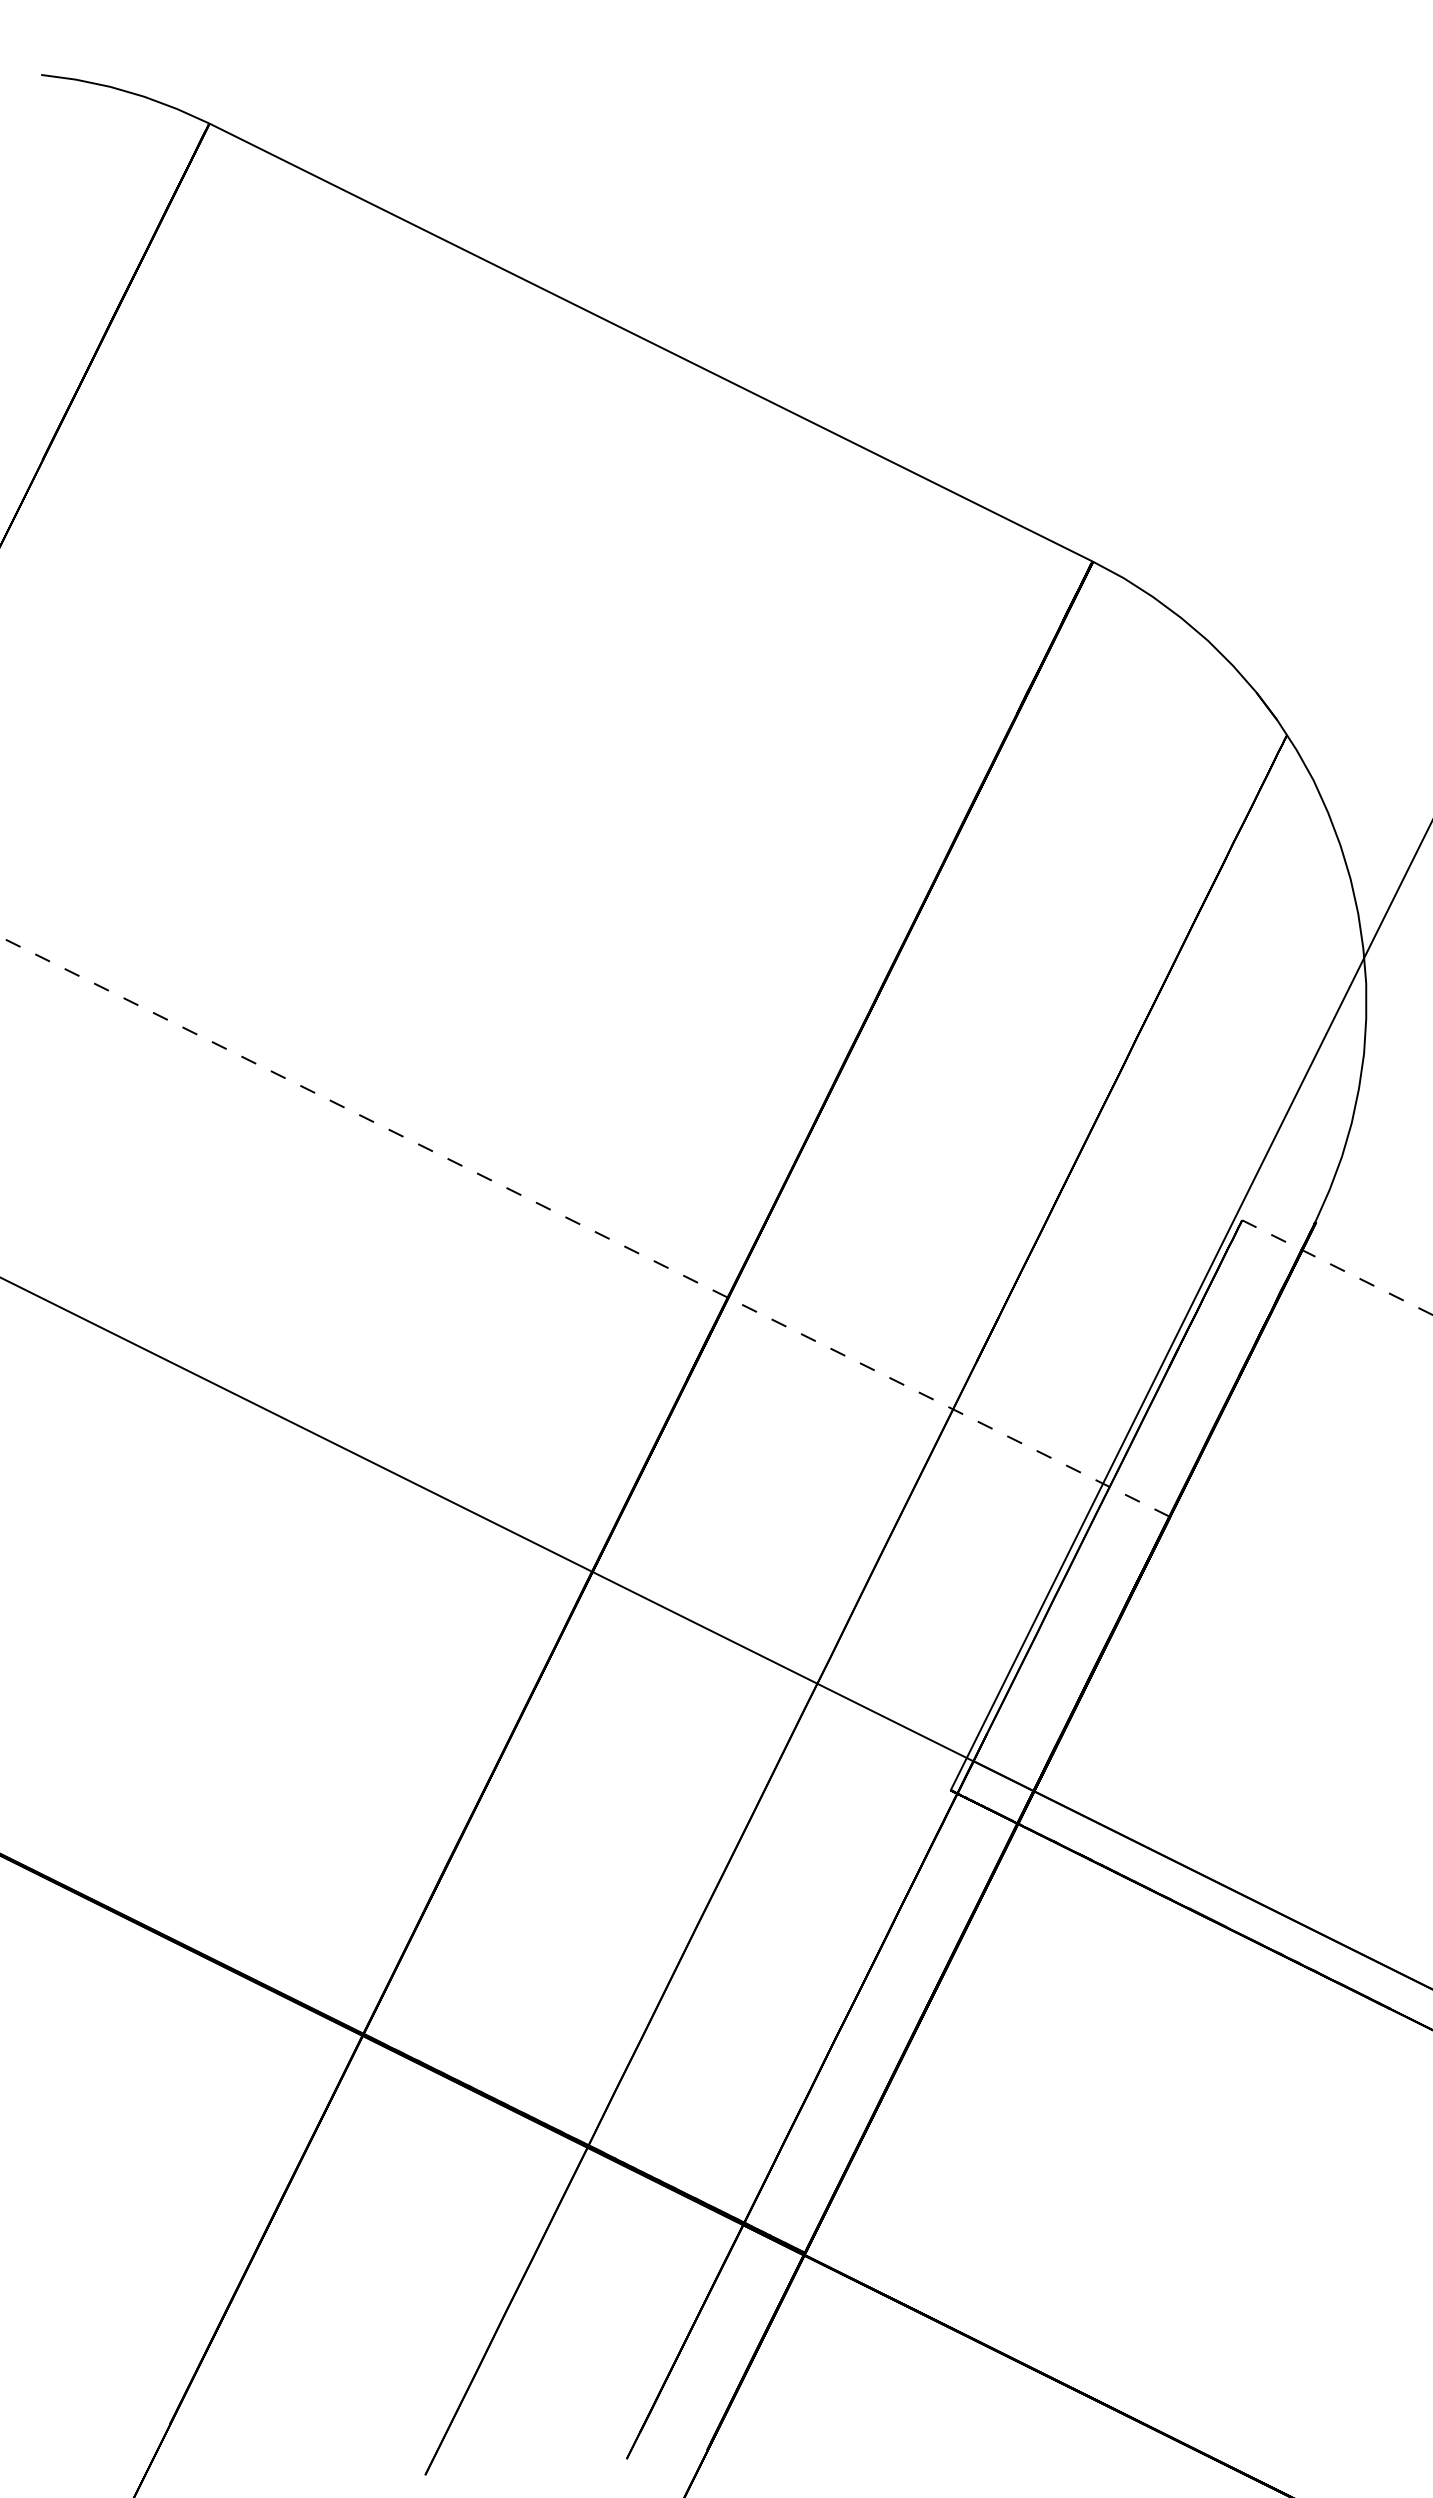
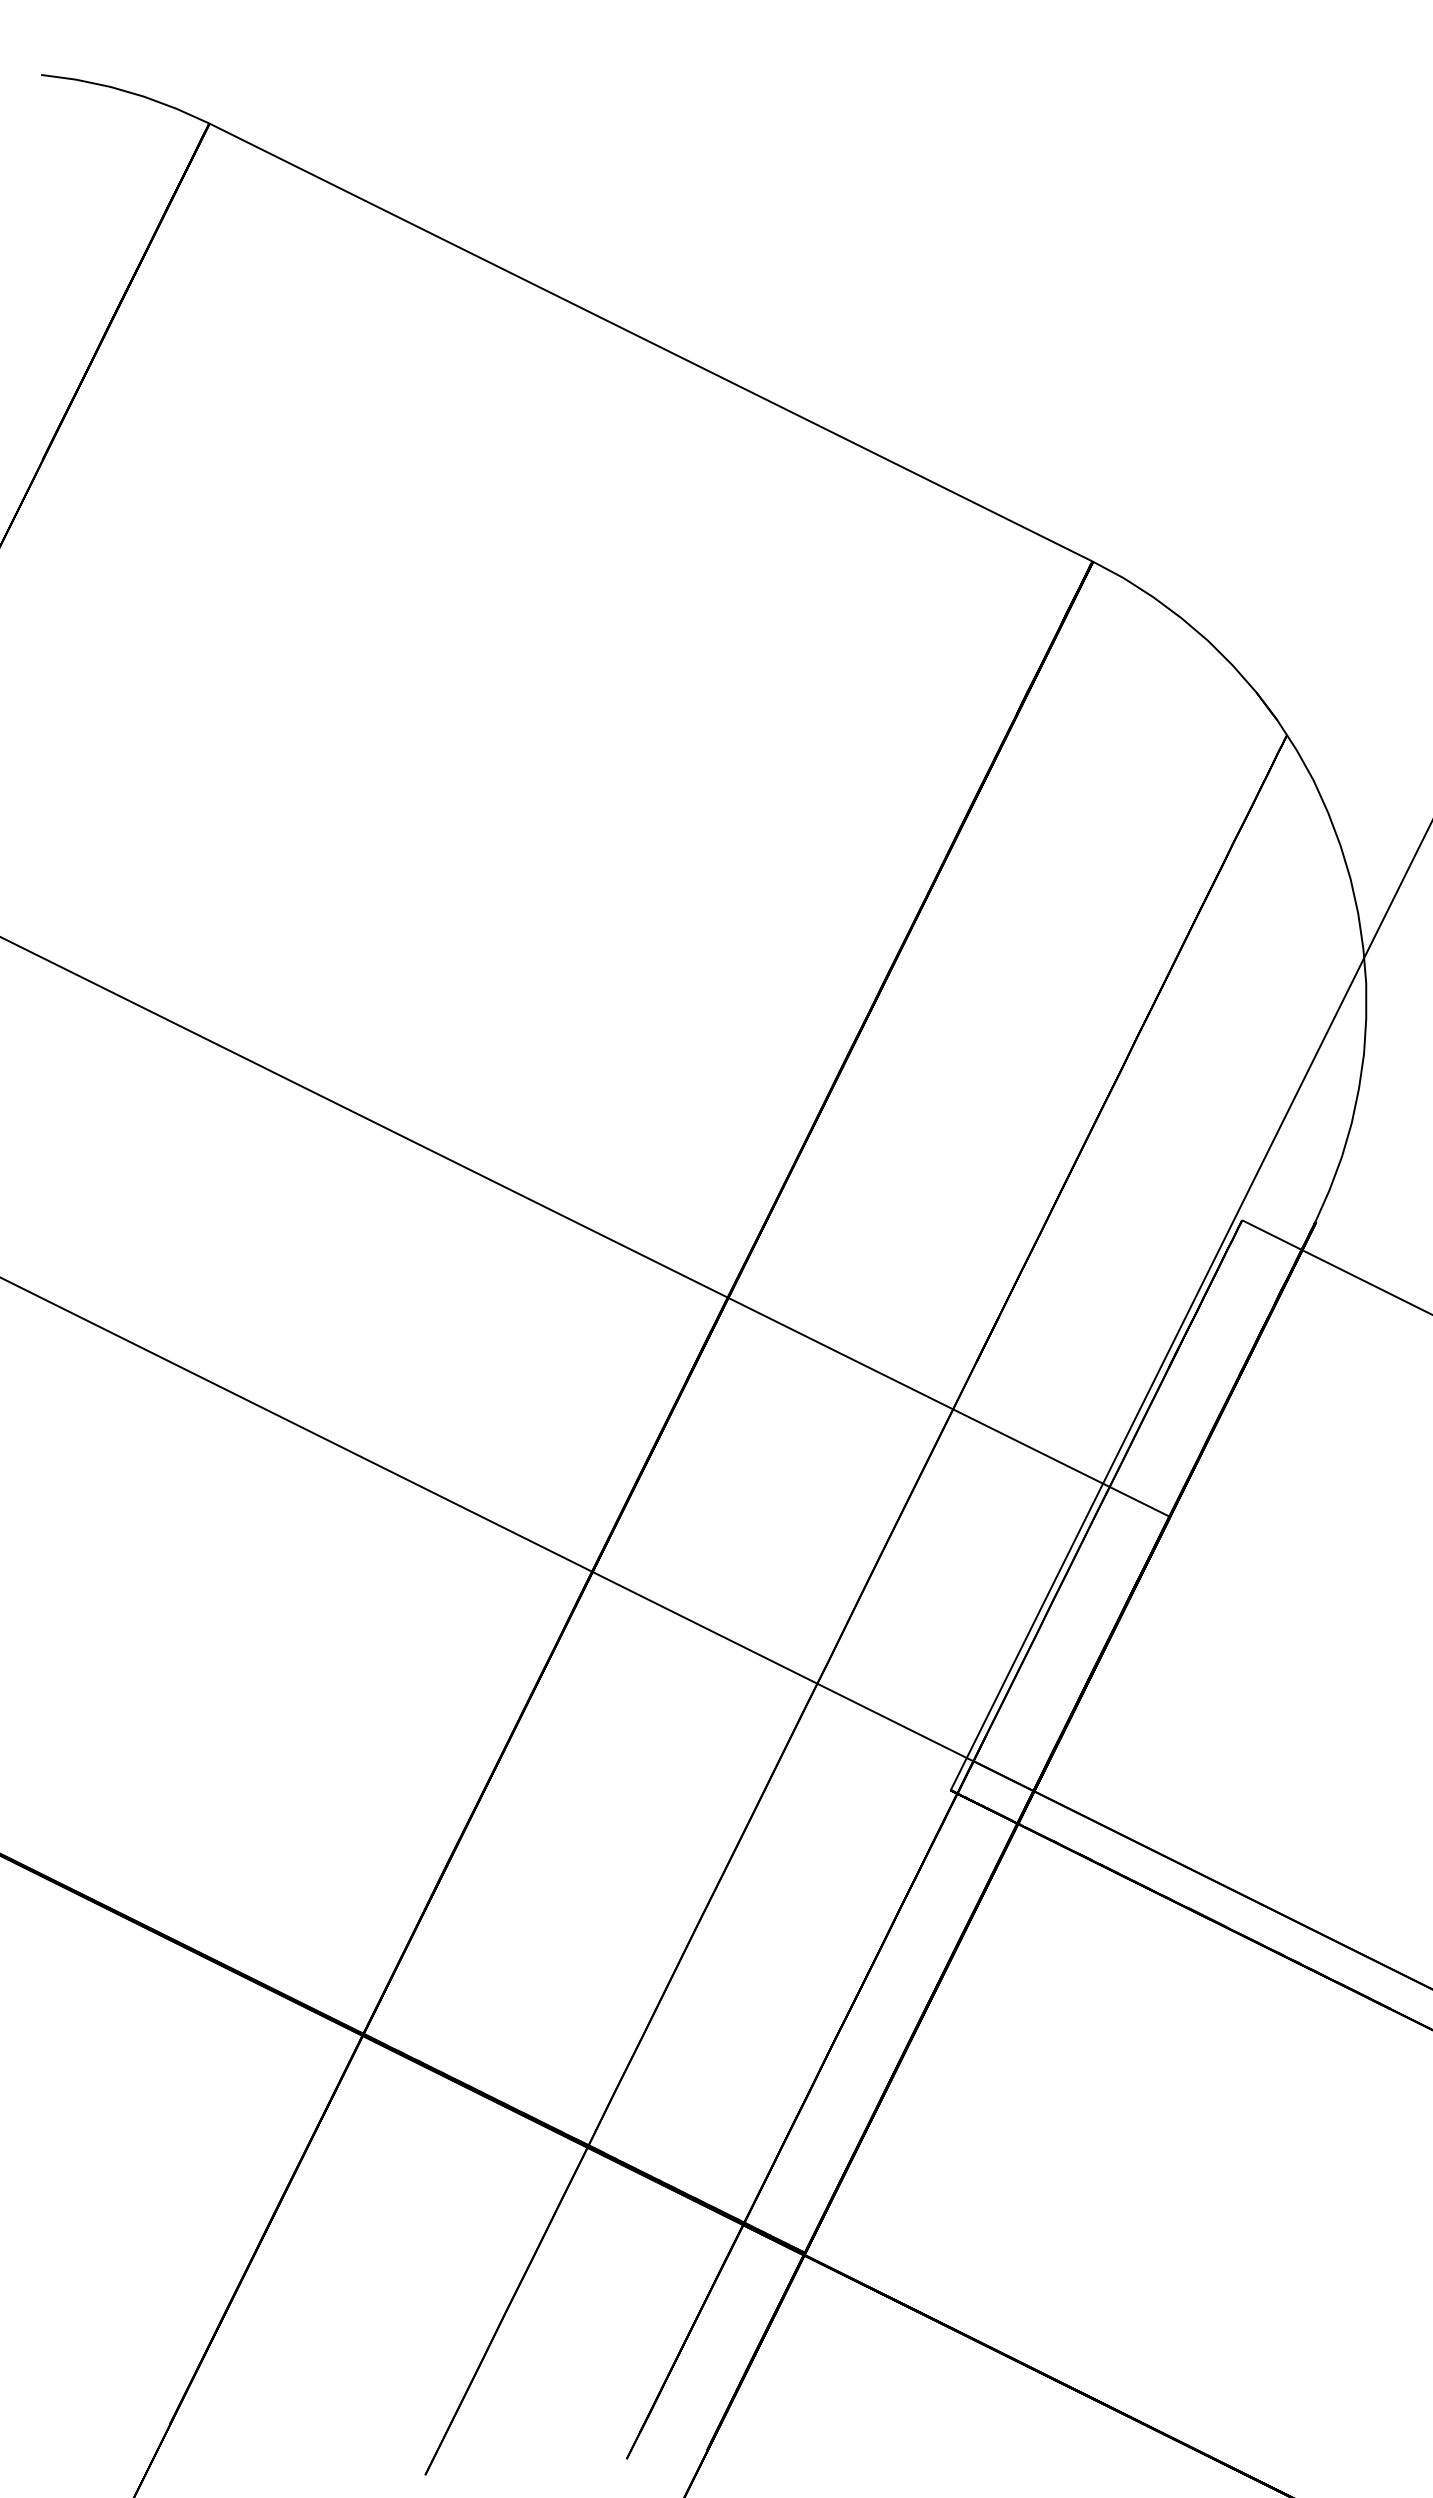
line: dashed -> solid (584, 1226)
line: dashed -> solid (1337, 1267)
